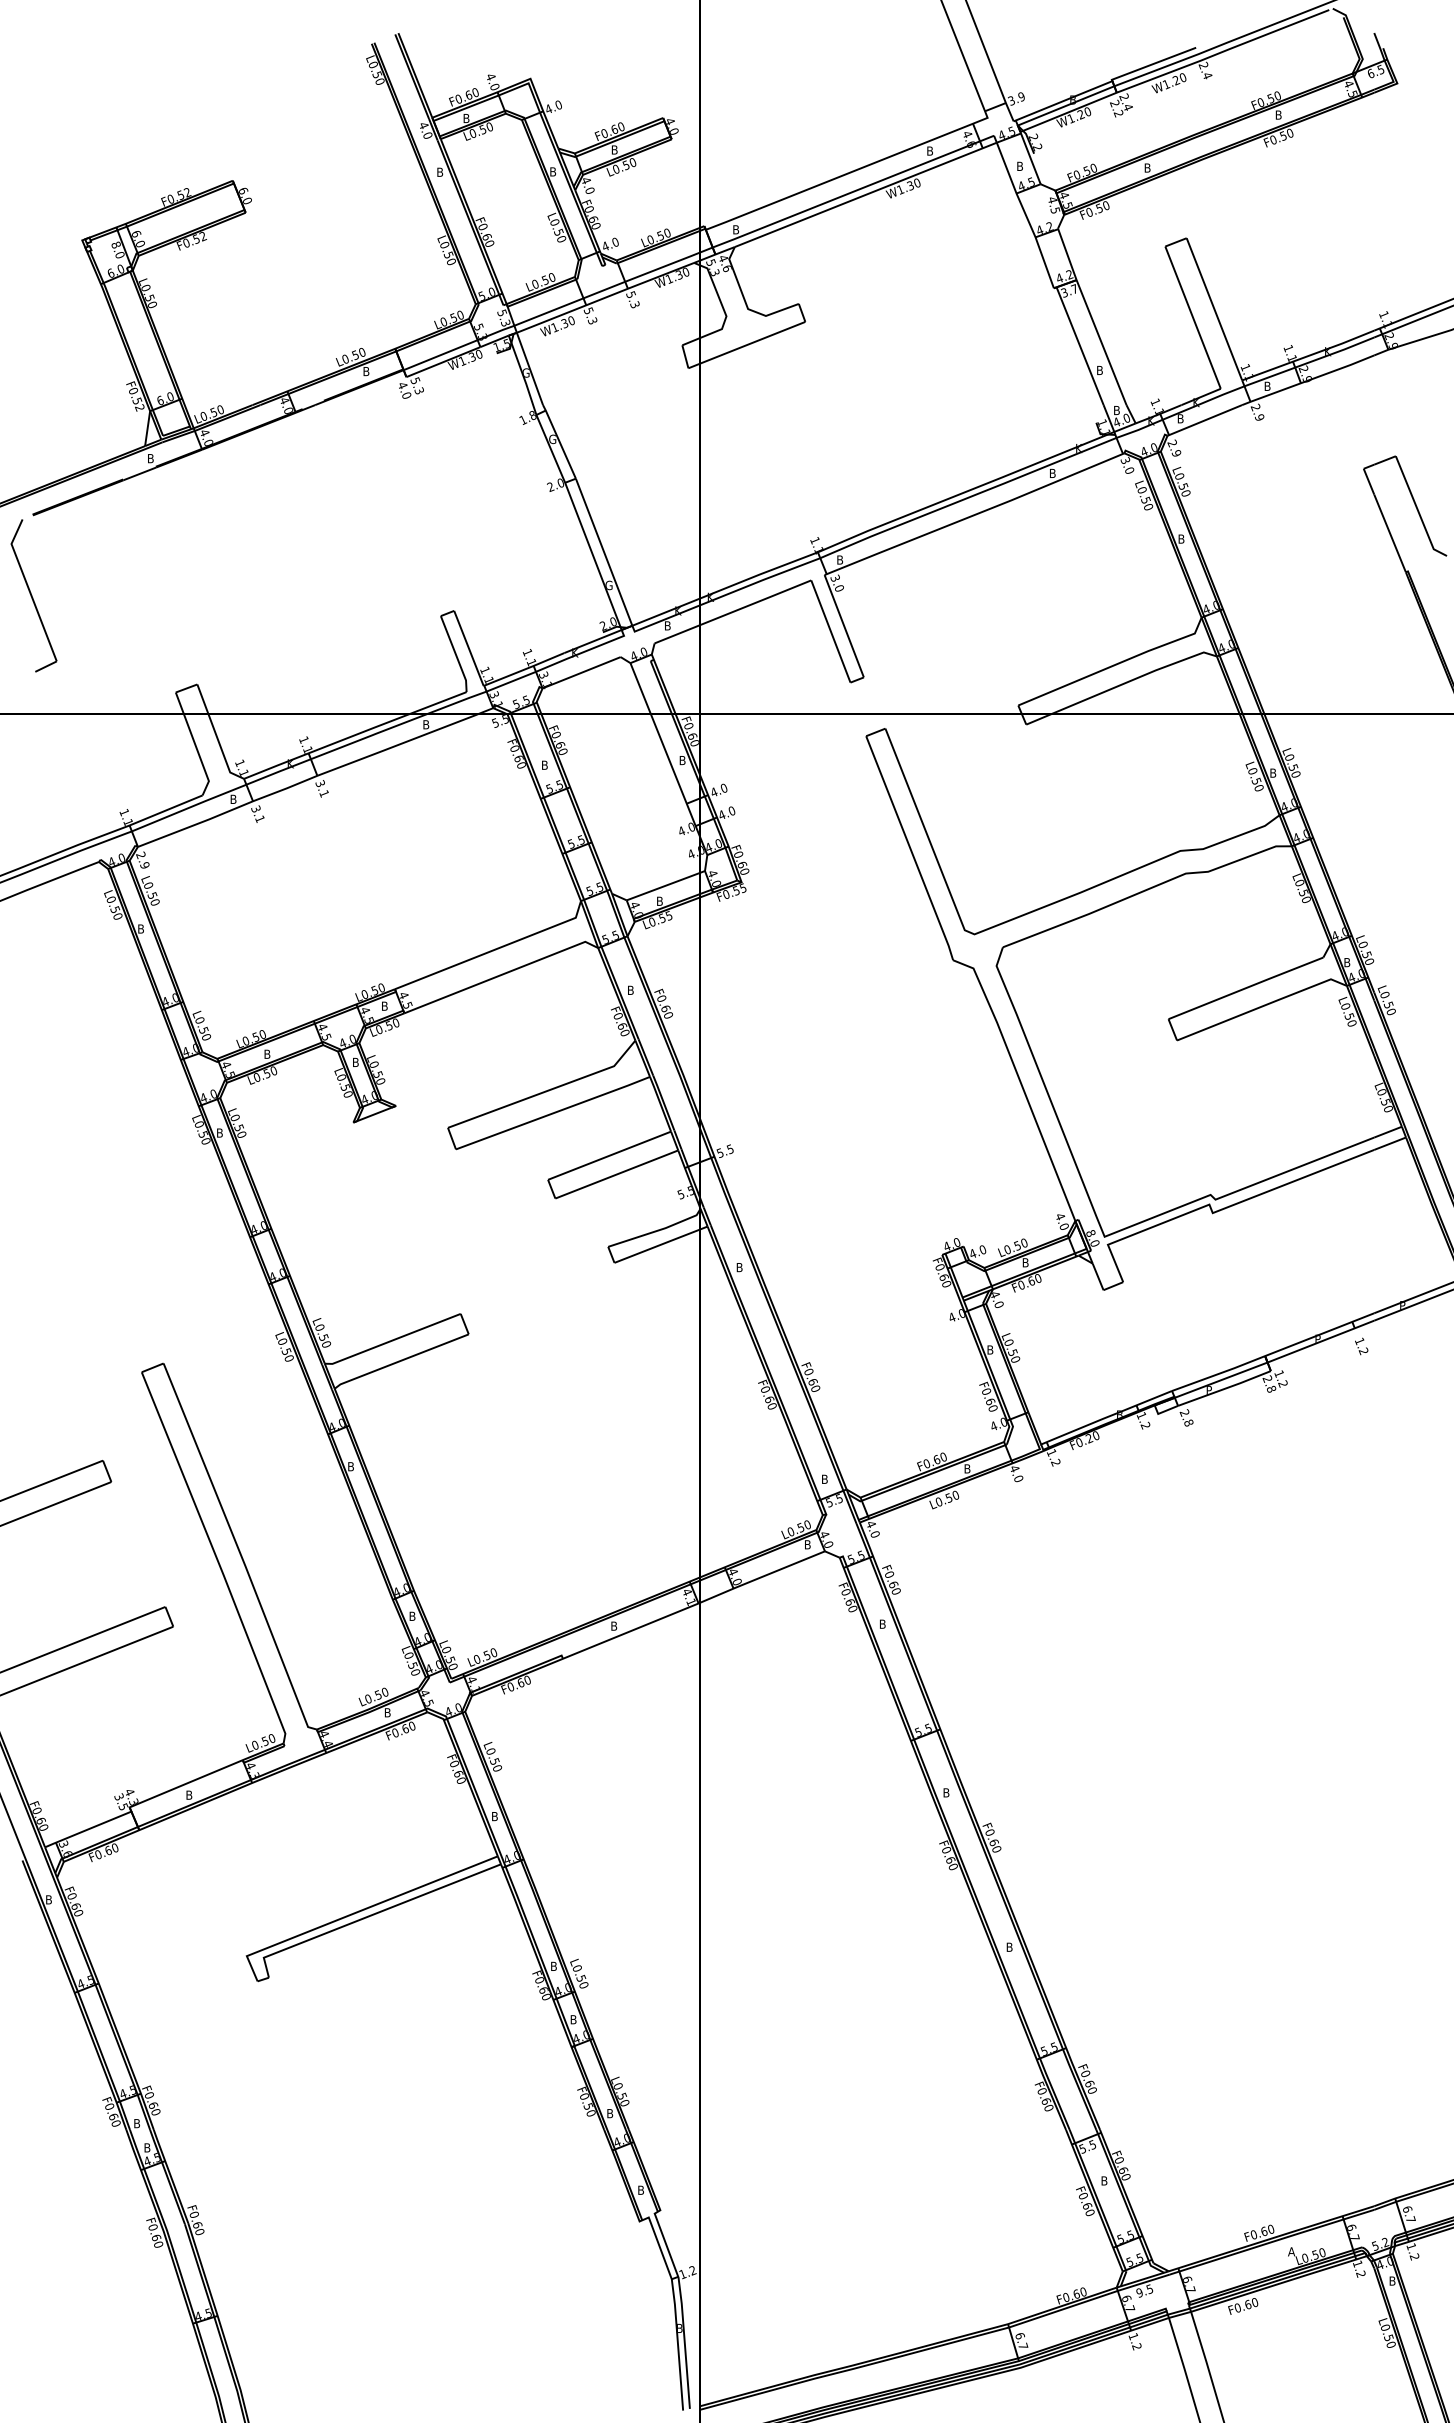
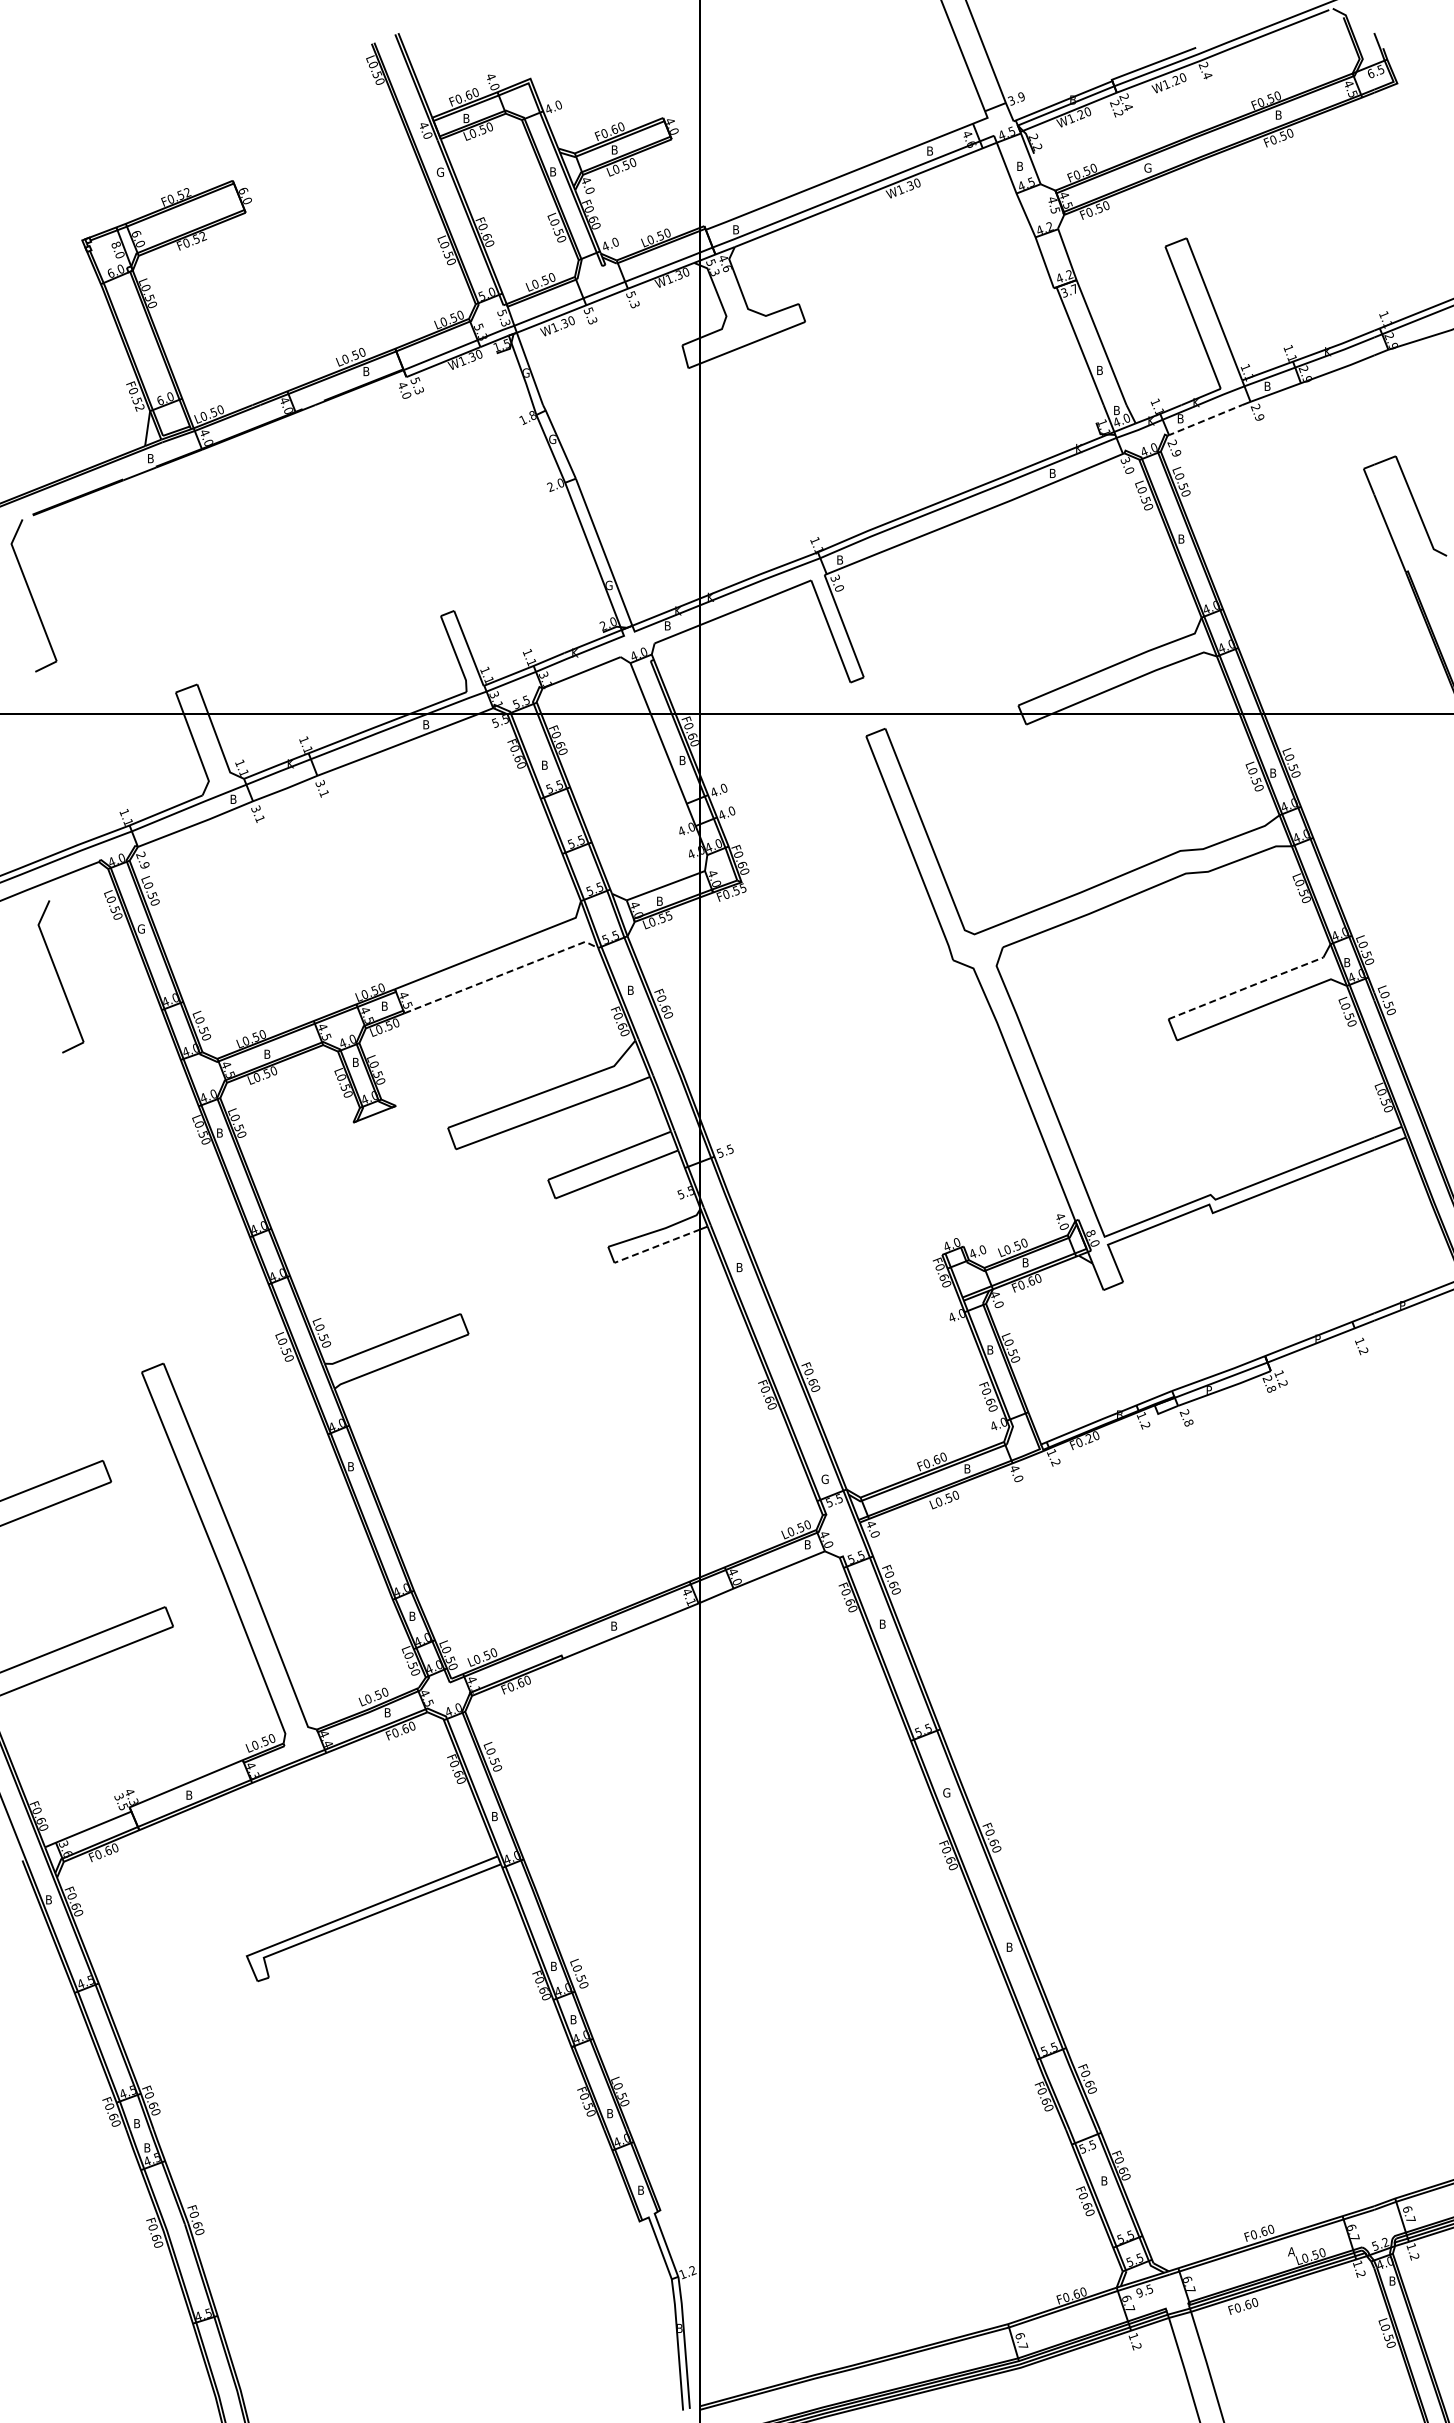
text: B -> G (1147, 167)
text: B -> G (439, 171)
line: solid -> dashed (1204, 420)
text: B -> G (140, 928)
line: solid -> dashed (502, 974)
part: none -> present (60, 976)
line: solid -> dashed (1246, 987)
line: solid -> dashed (657, 1246)
text: B -> G (824, 1479)
text: B -> G (946, 1792)
